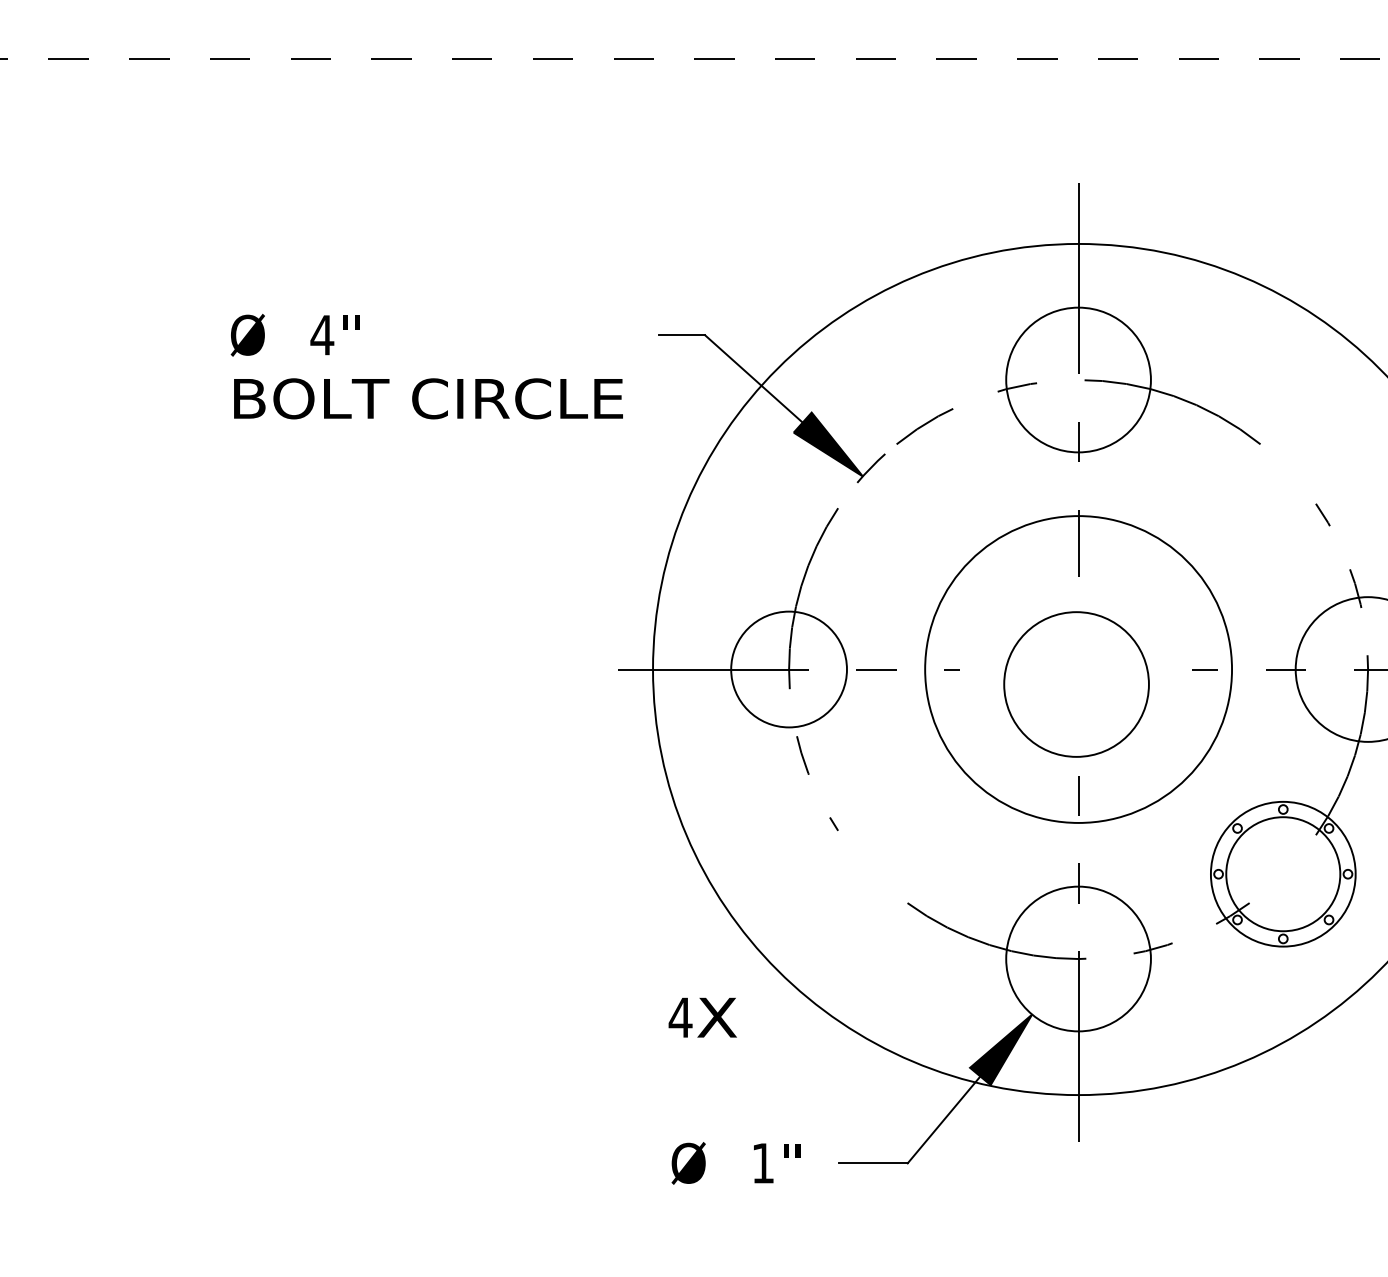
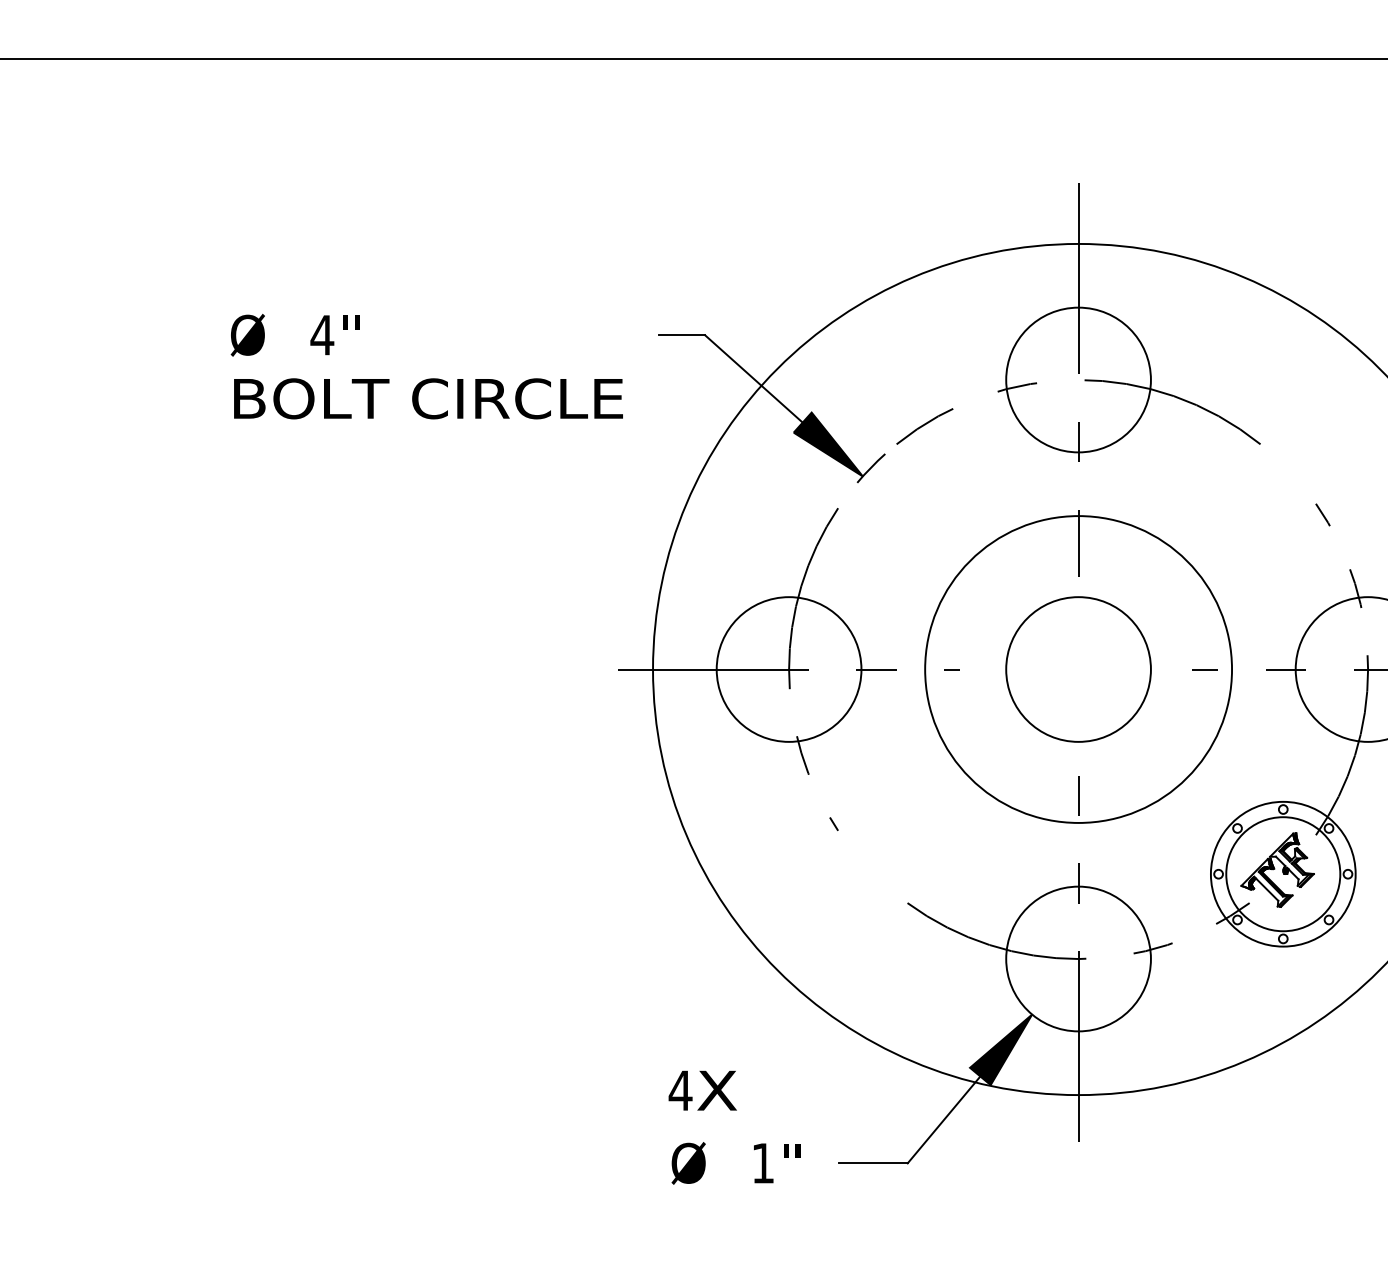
line: dashed -> solid (694, 59)
circle diameter: 116 px -> 145 px (788, 669)
circle position: (1076, 684) -> (1078, 669) (1078, 669)
part: none -> present (1277, 869)
text position: (702, 1017) -> (702, 1090) (702, 1090)
